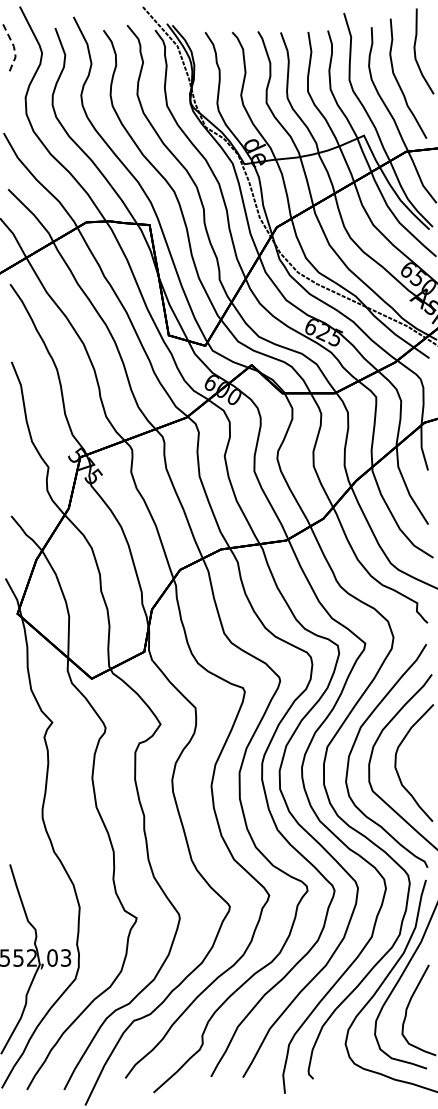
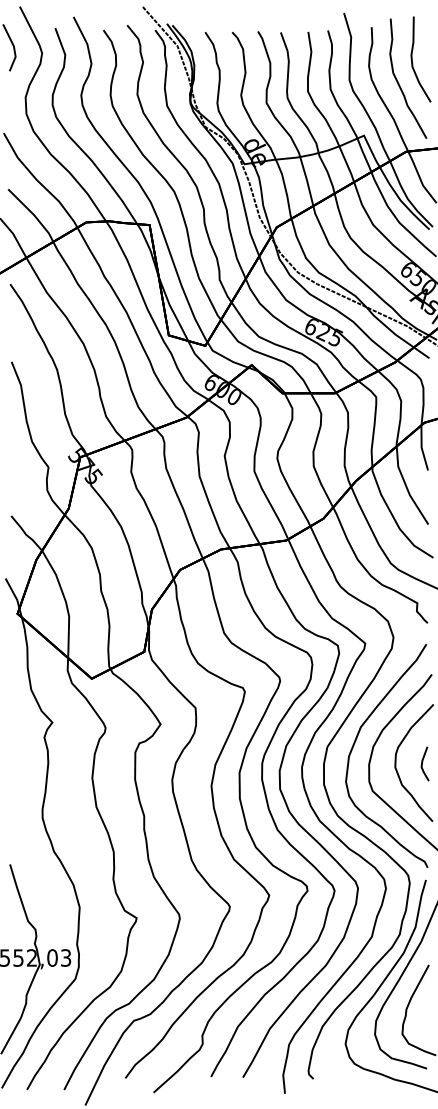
line: dashed -> solid (14, 47)
curve position: (415, 51) -> (412, 59) (412, 59)
line: none -> present (423, 762)
